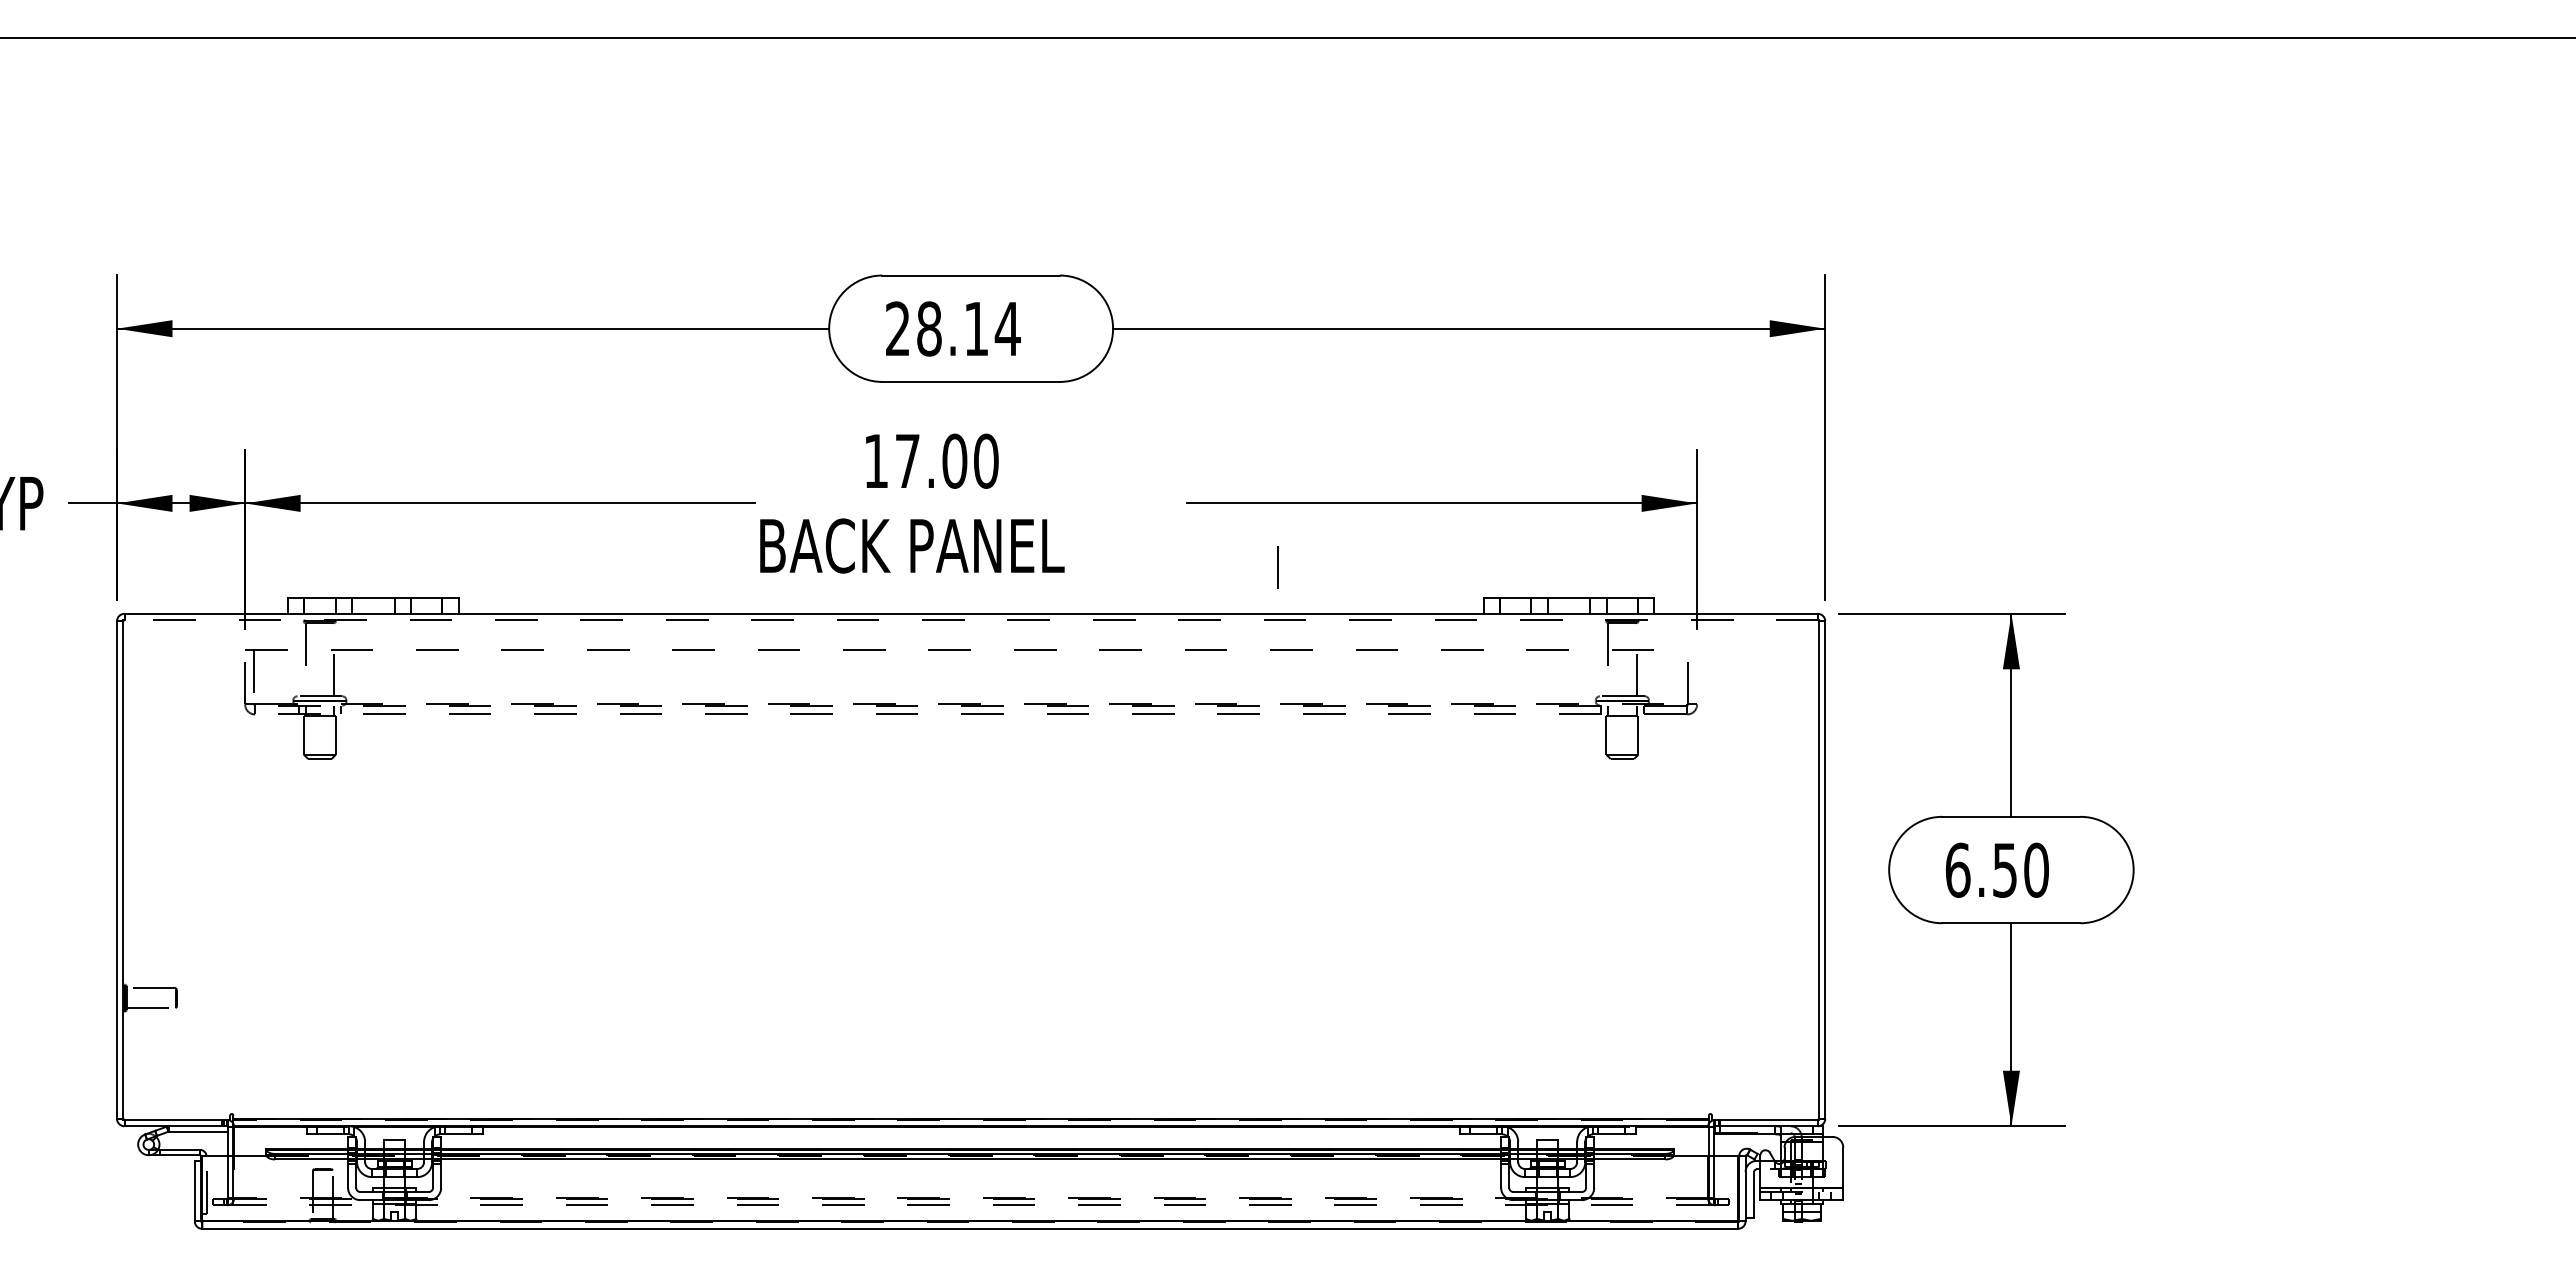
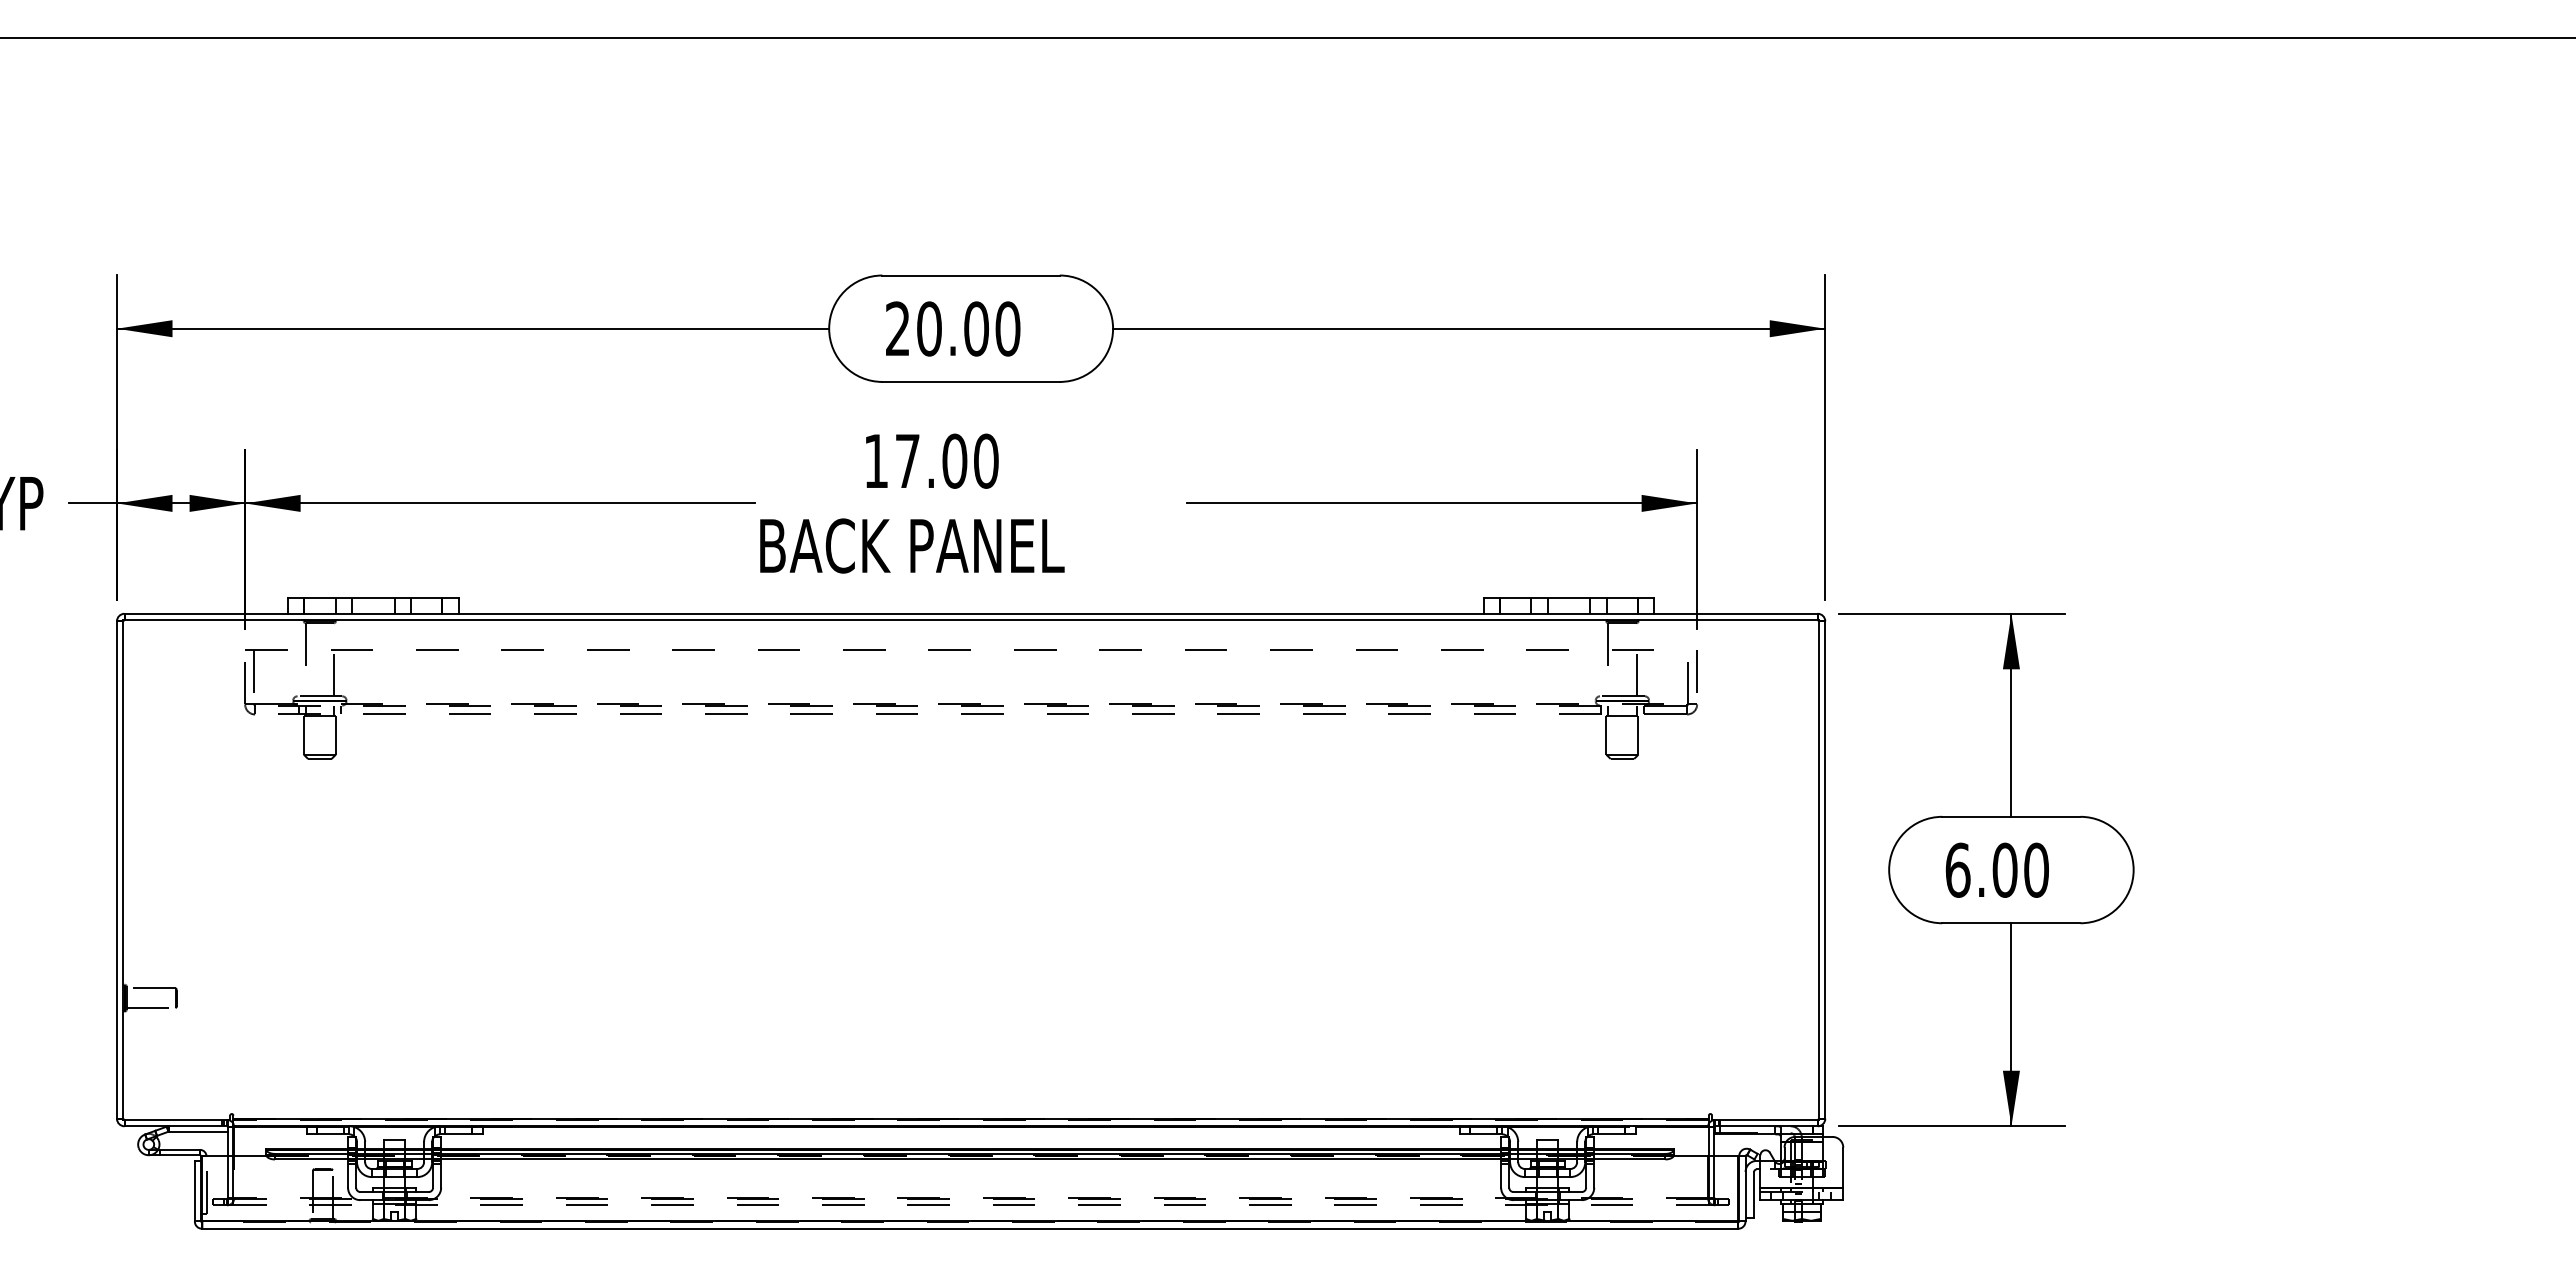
text: 28.14 -> 20.00 (968, 328)
line position: (1277, 567) -> (1696, 671) (1696, 671)
line: dashed -> solid (971, 620)
text: 6.50 -> 6.00 (2004, 869)
